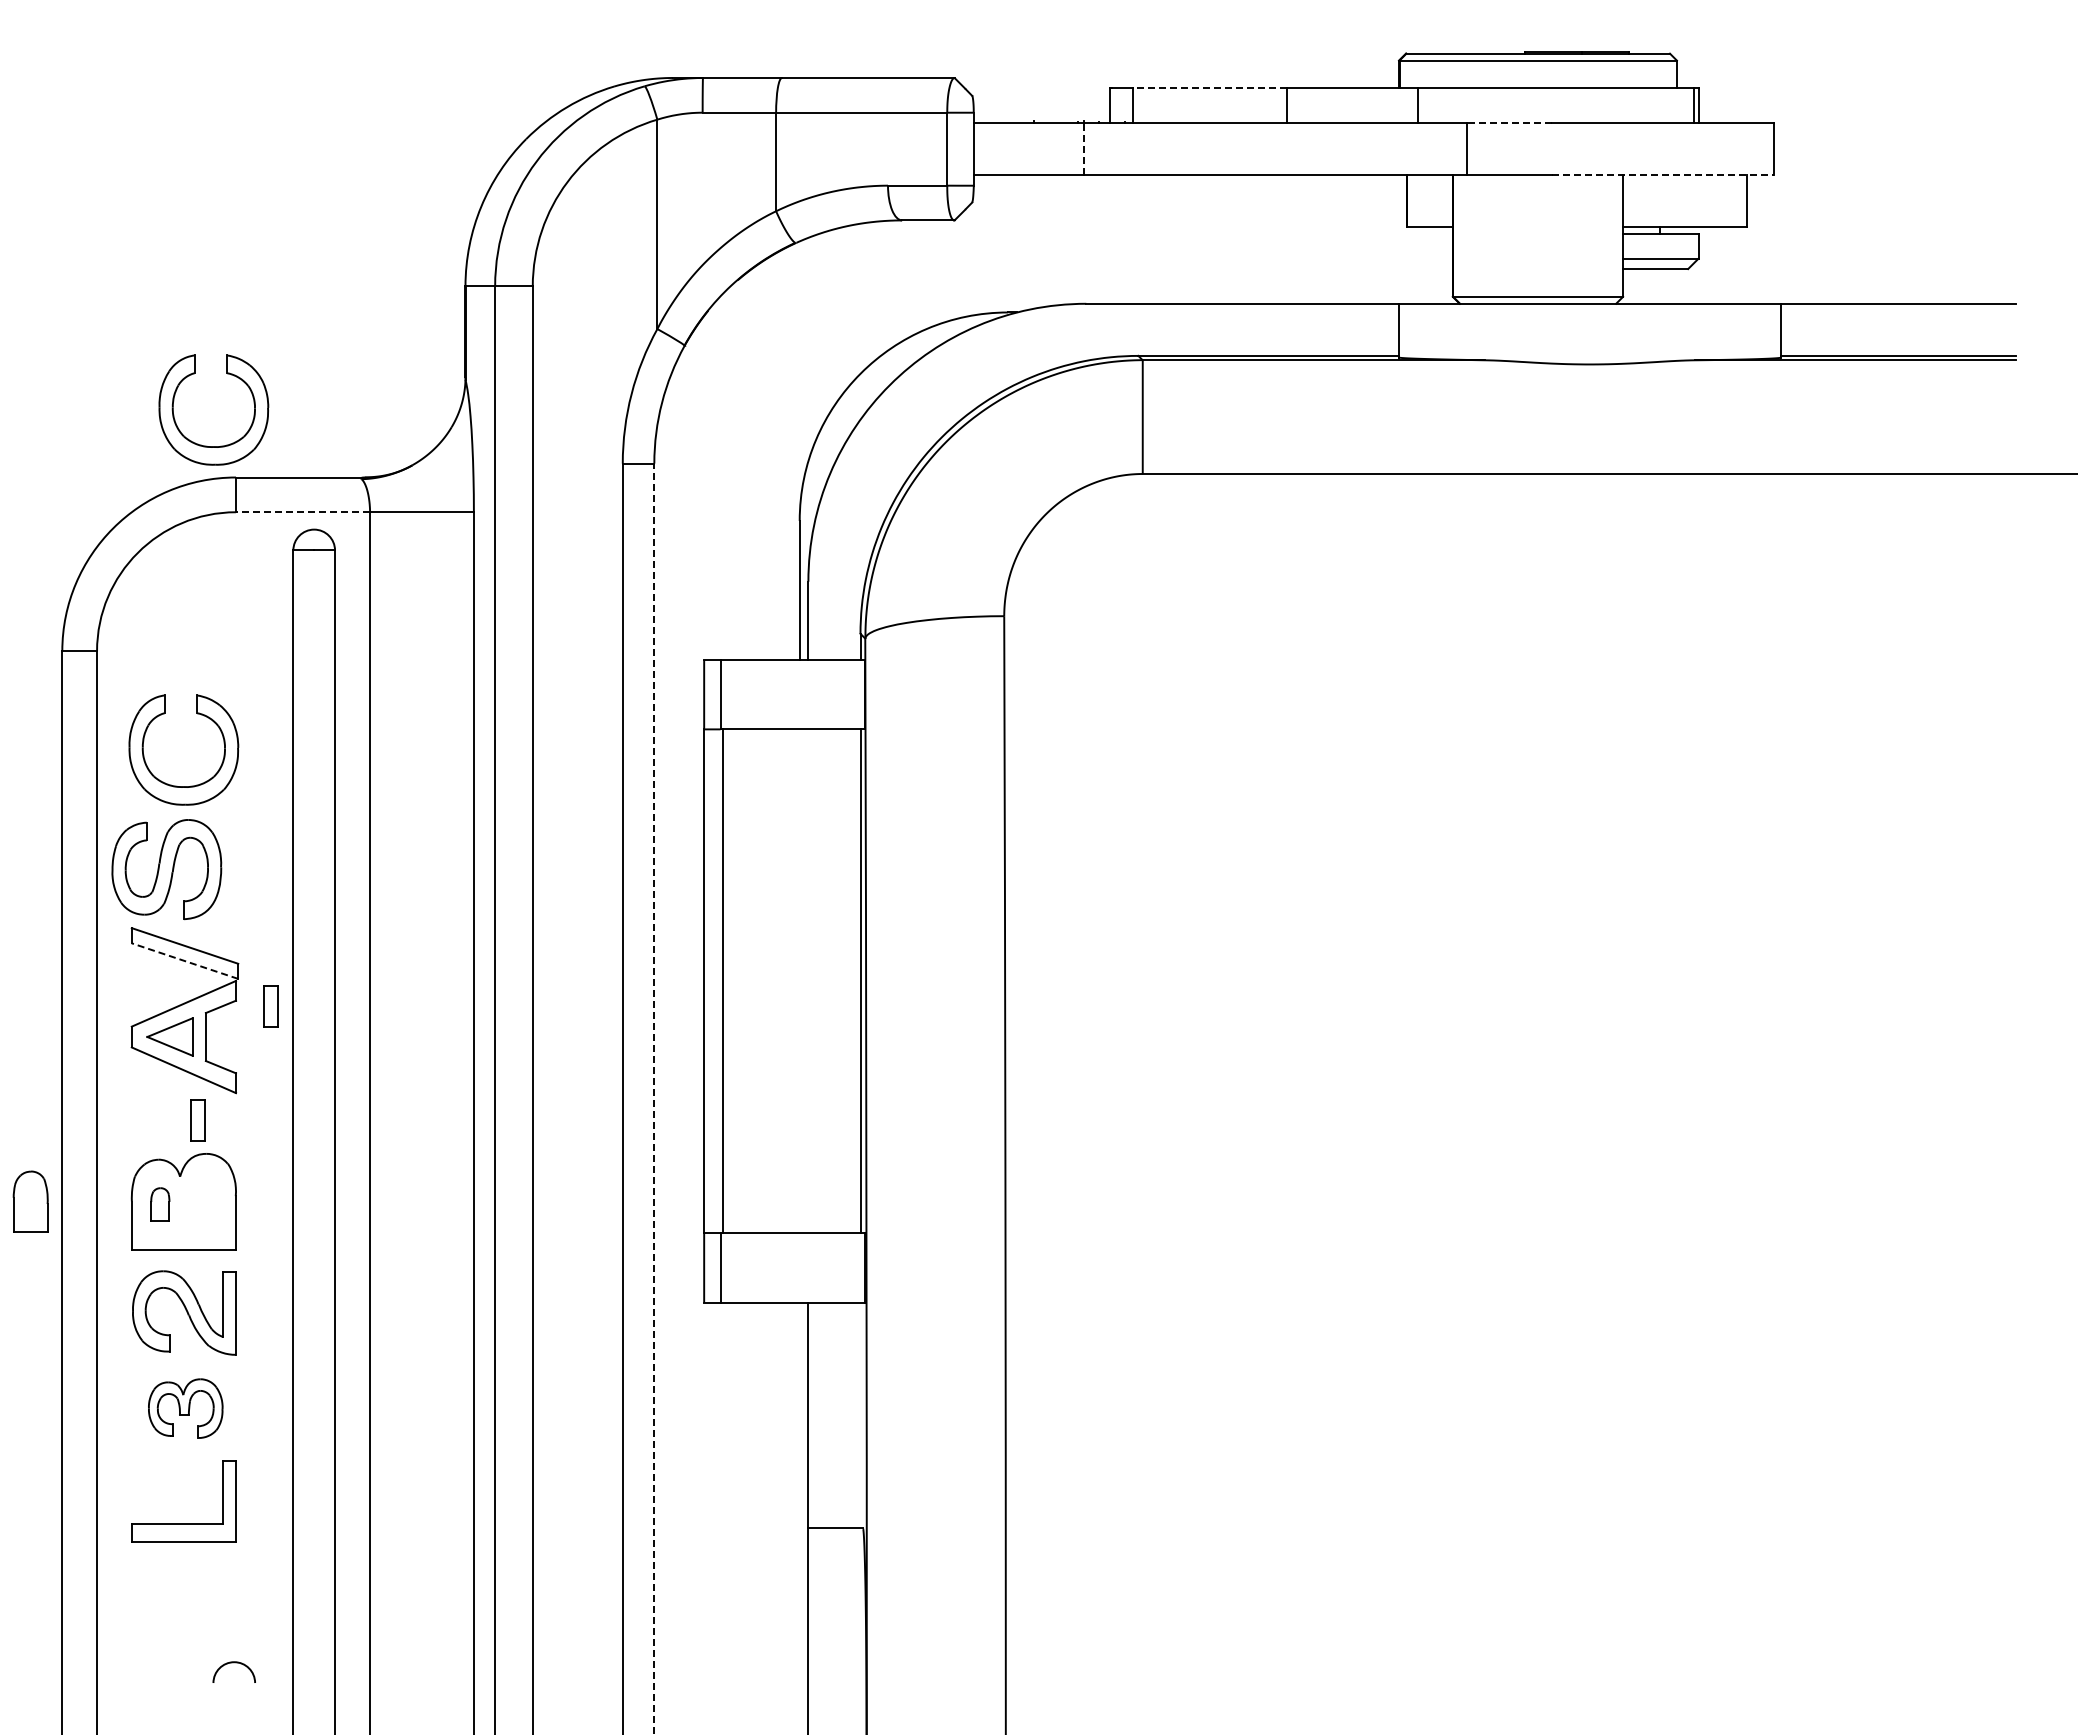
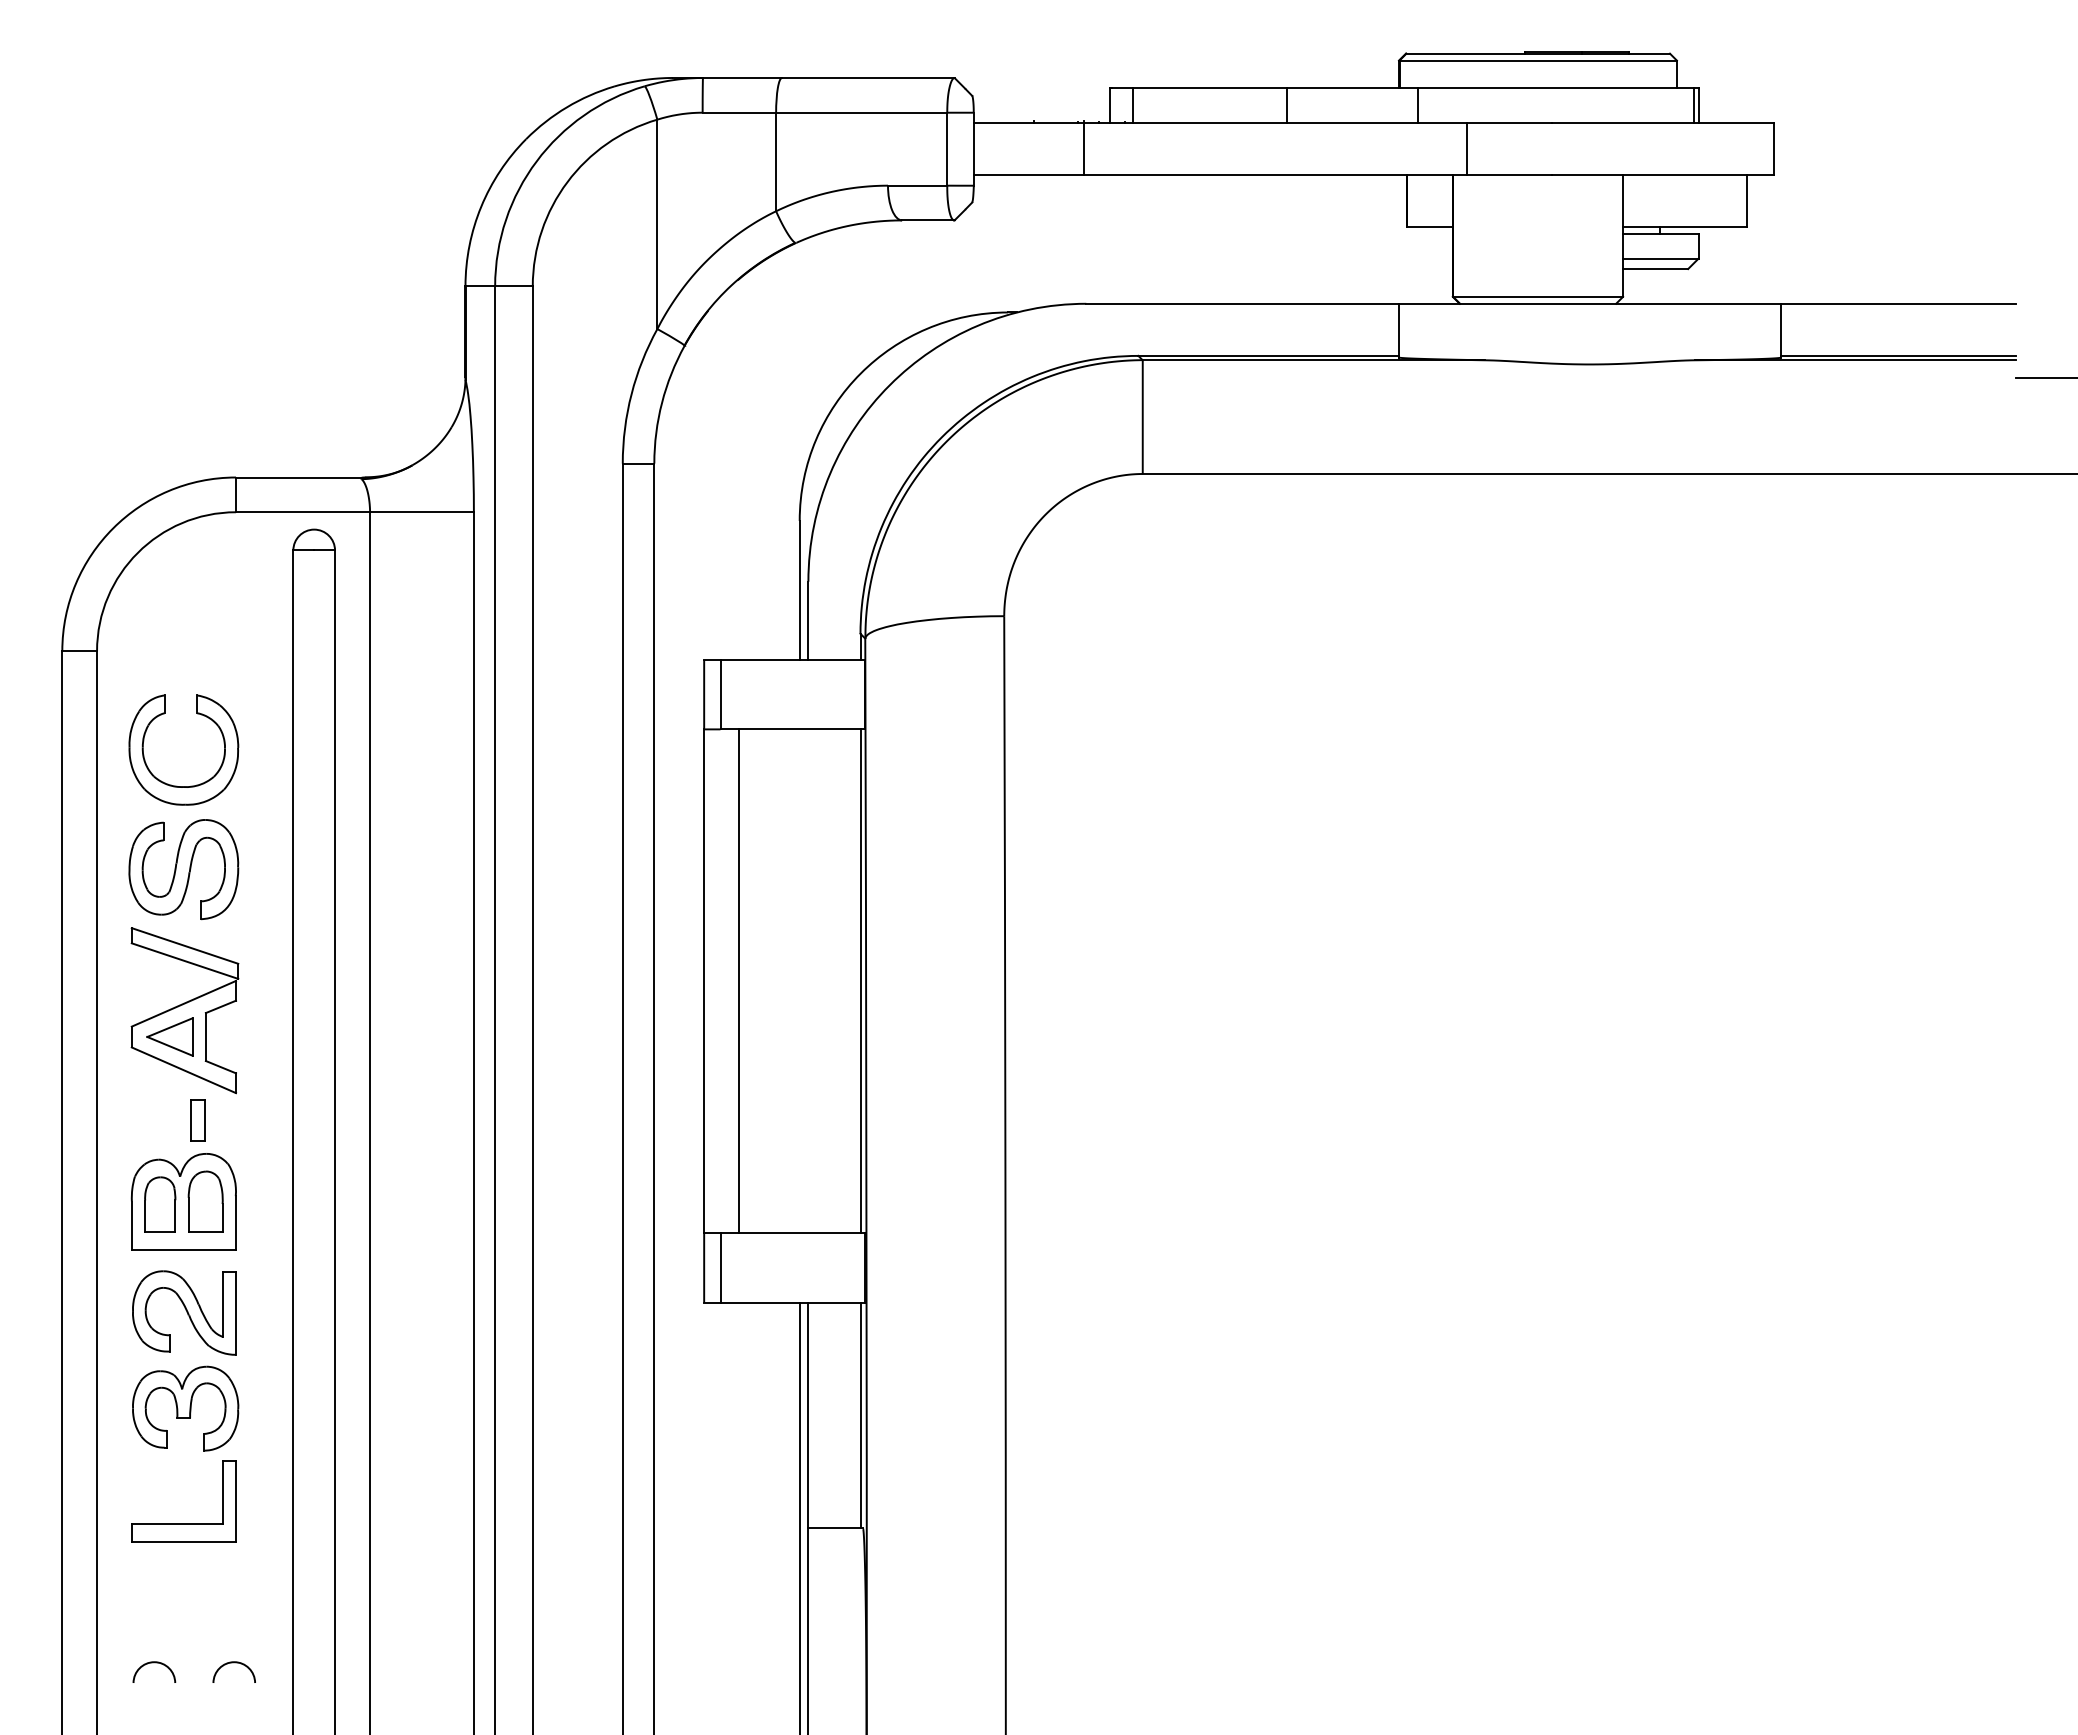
line: dashed -> solid (1209, 88)
line: dashed -> solid (1509, 123)
line: dashed -> solid (1083, 148)
line: dashed -> solid (1662, 175)
line: none -> present (2044, 378)
part: present -> none (206, 445)
line: dashed -> solid (302, 512)
part position: (166, 869) -> (183, 869) (183, 869)
line: dashed -> solid (184, 960)
line position: (722, 981) -> (738, 981) (738, 981)
part: present -> none (270, 1006)
line: dashed -> solid (654, 1098)
part position: (30, 1201) -> (205, 1201) (205, 1201)
part size: 21x35 px -> 33x57 px (160, 1204)
part size: 76x61 px -> 108x87 px (185, 1408)
line: none -> present (860, 1415)
line: none -> present (799, 1516)
arc: none -> present (154, 1663)
